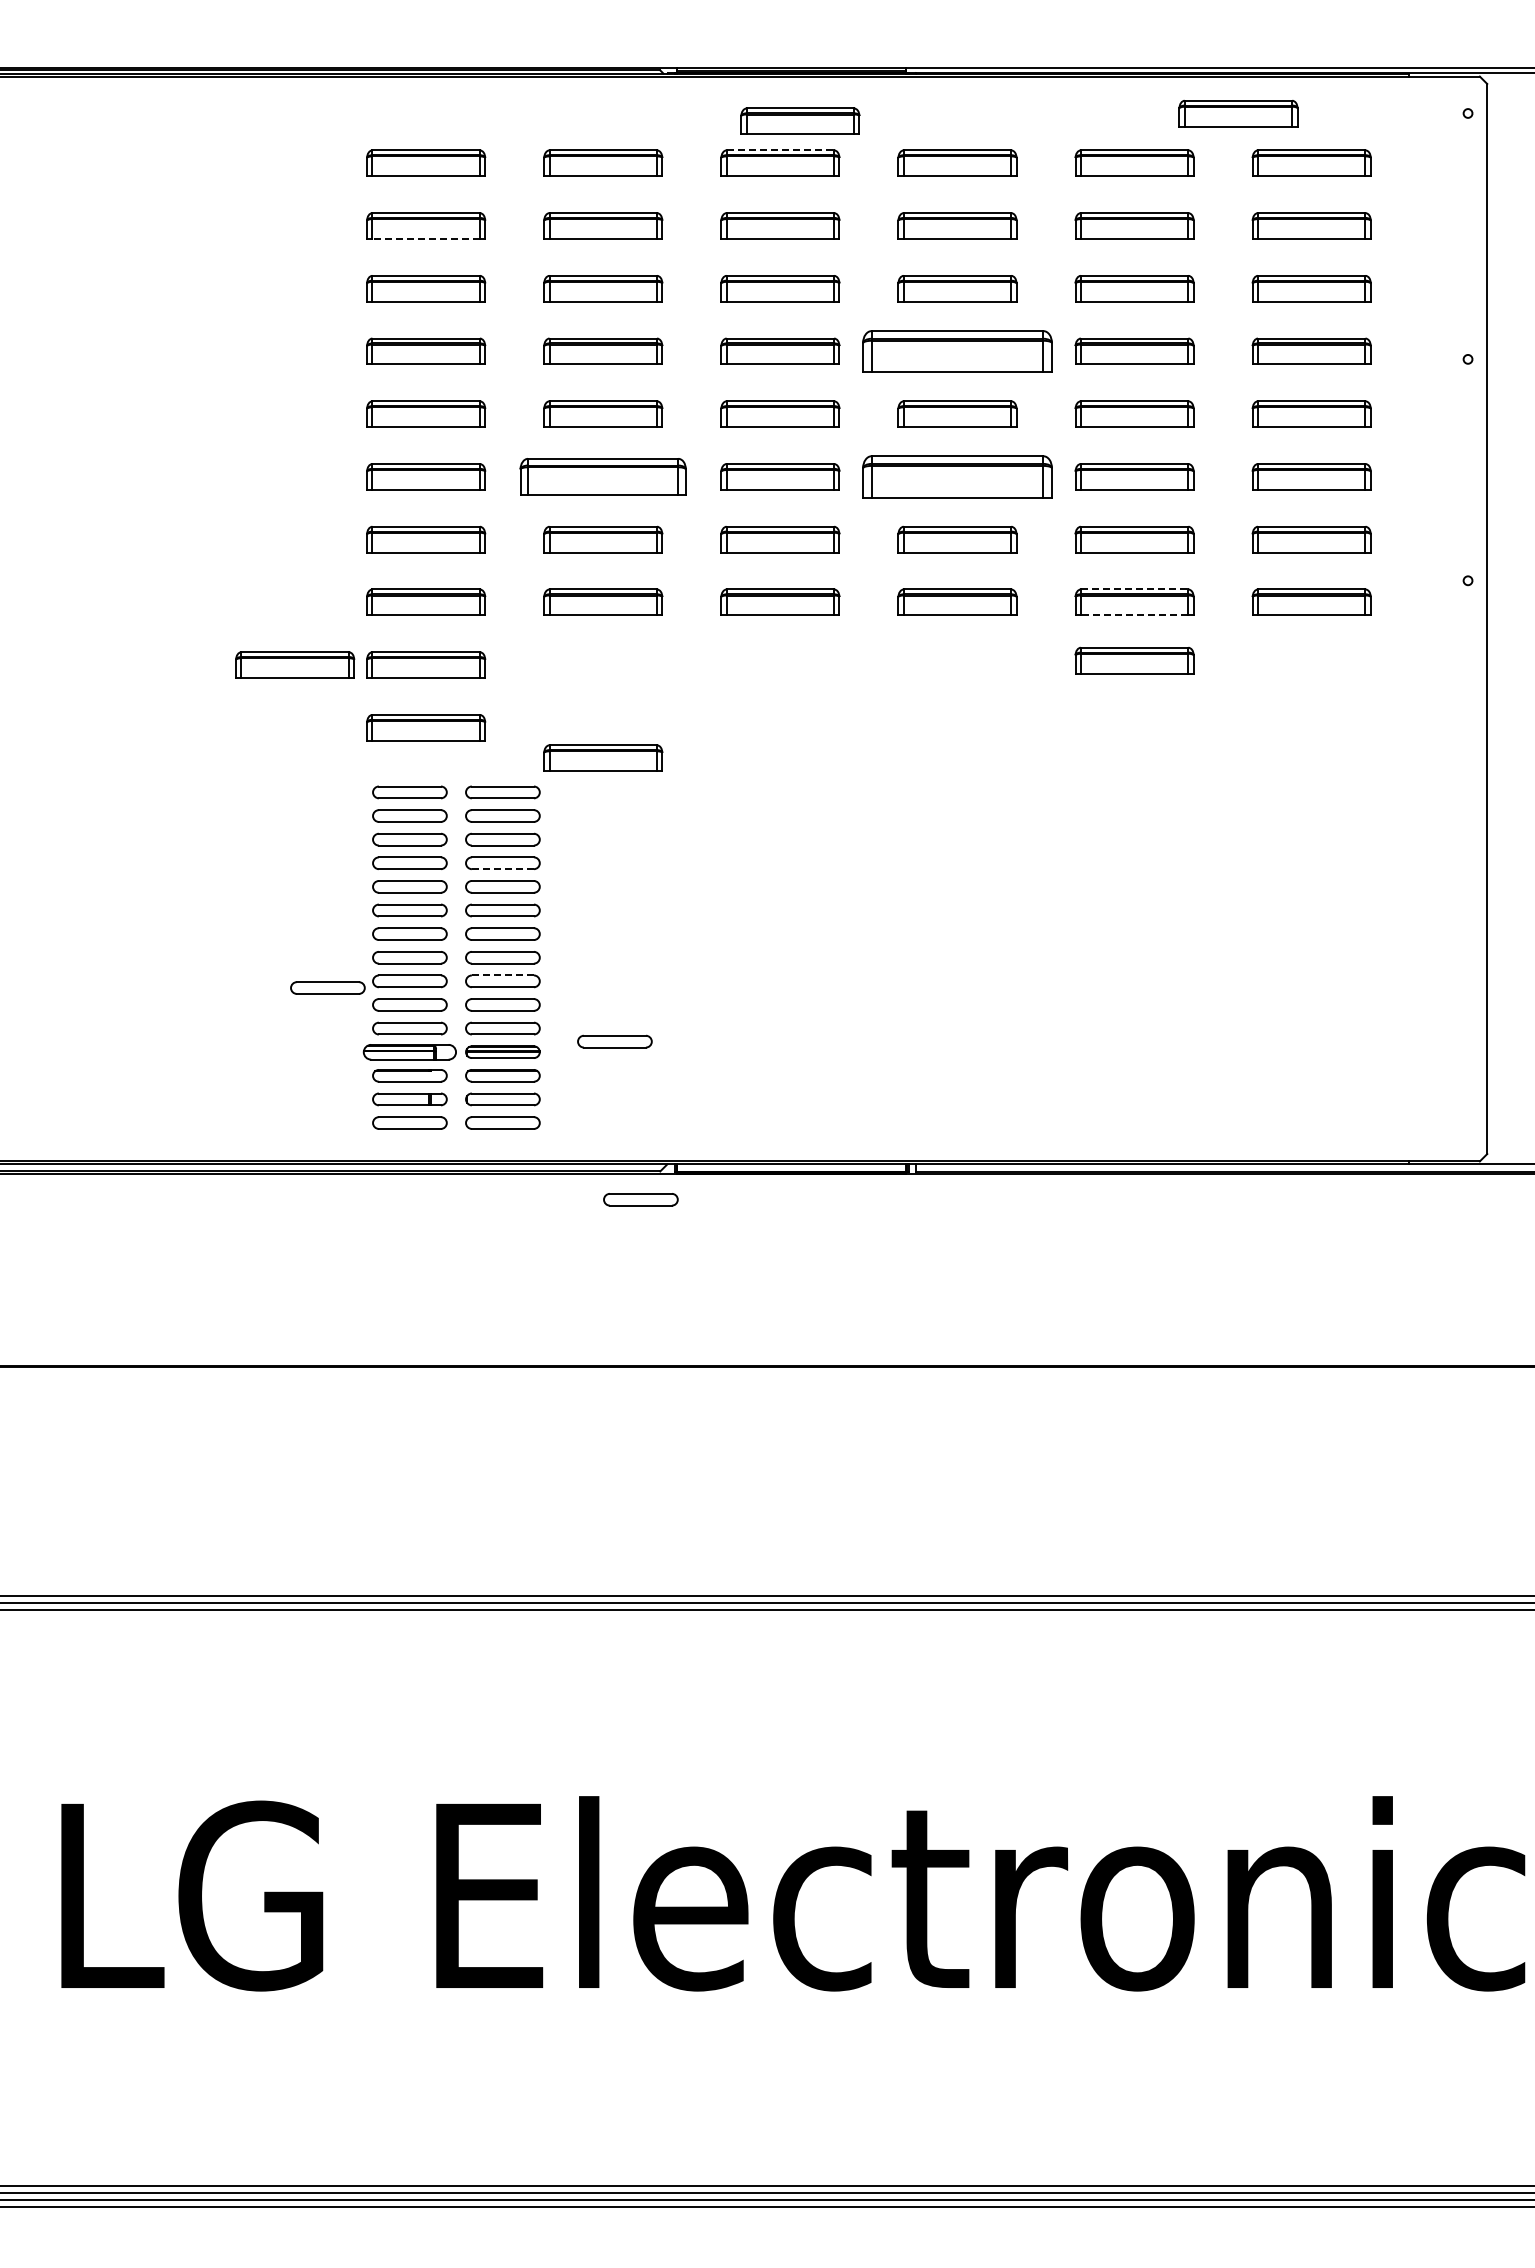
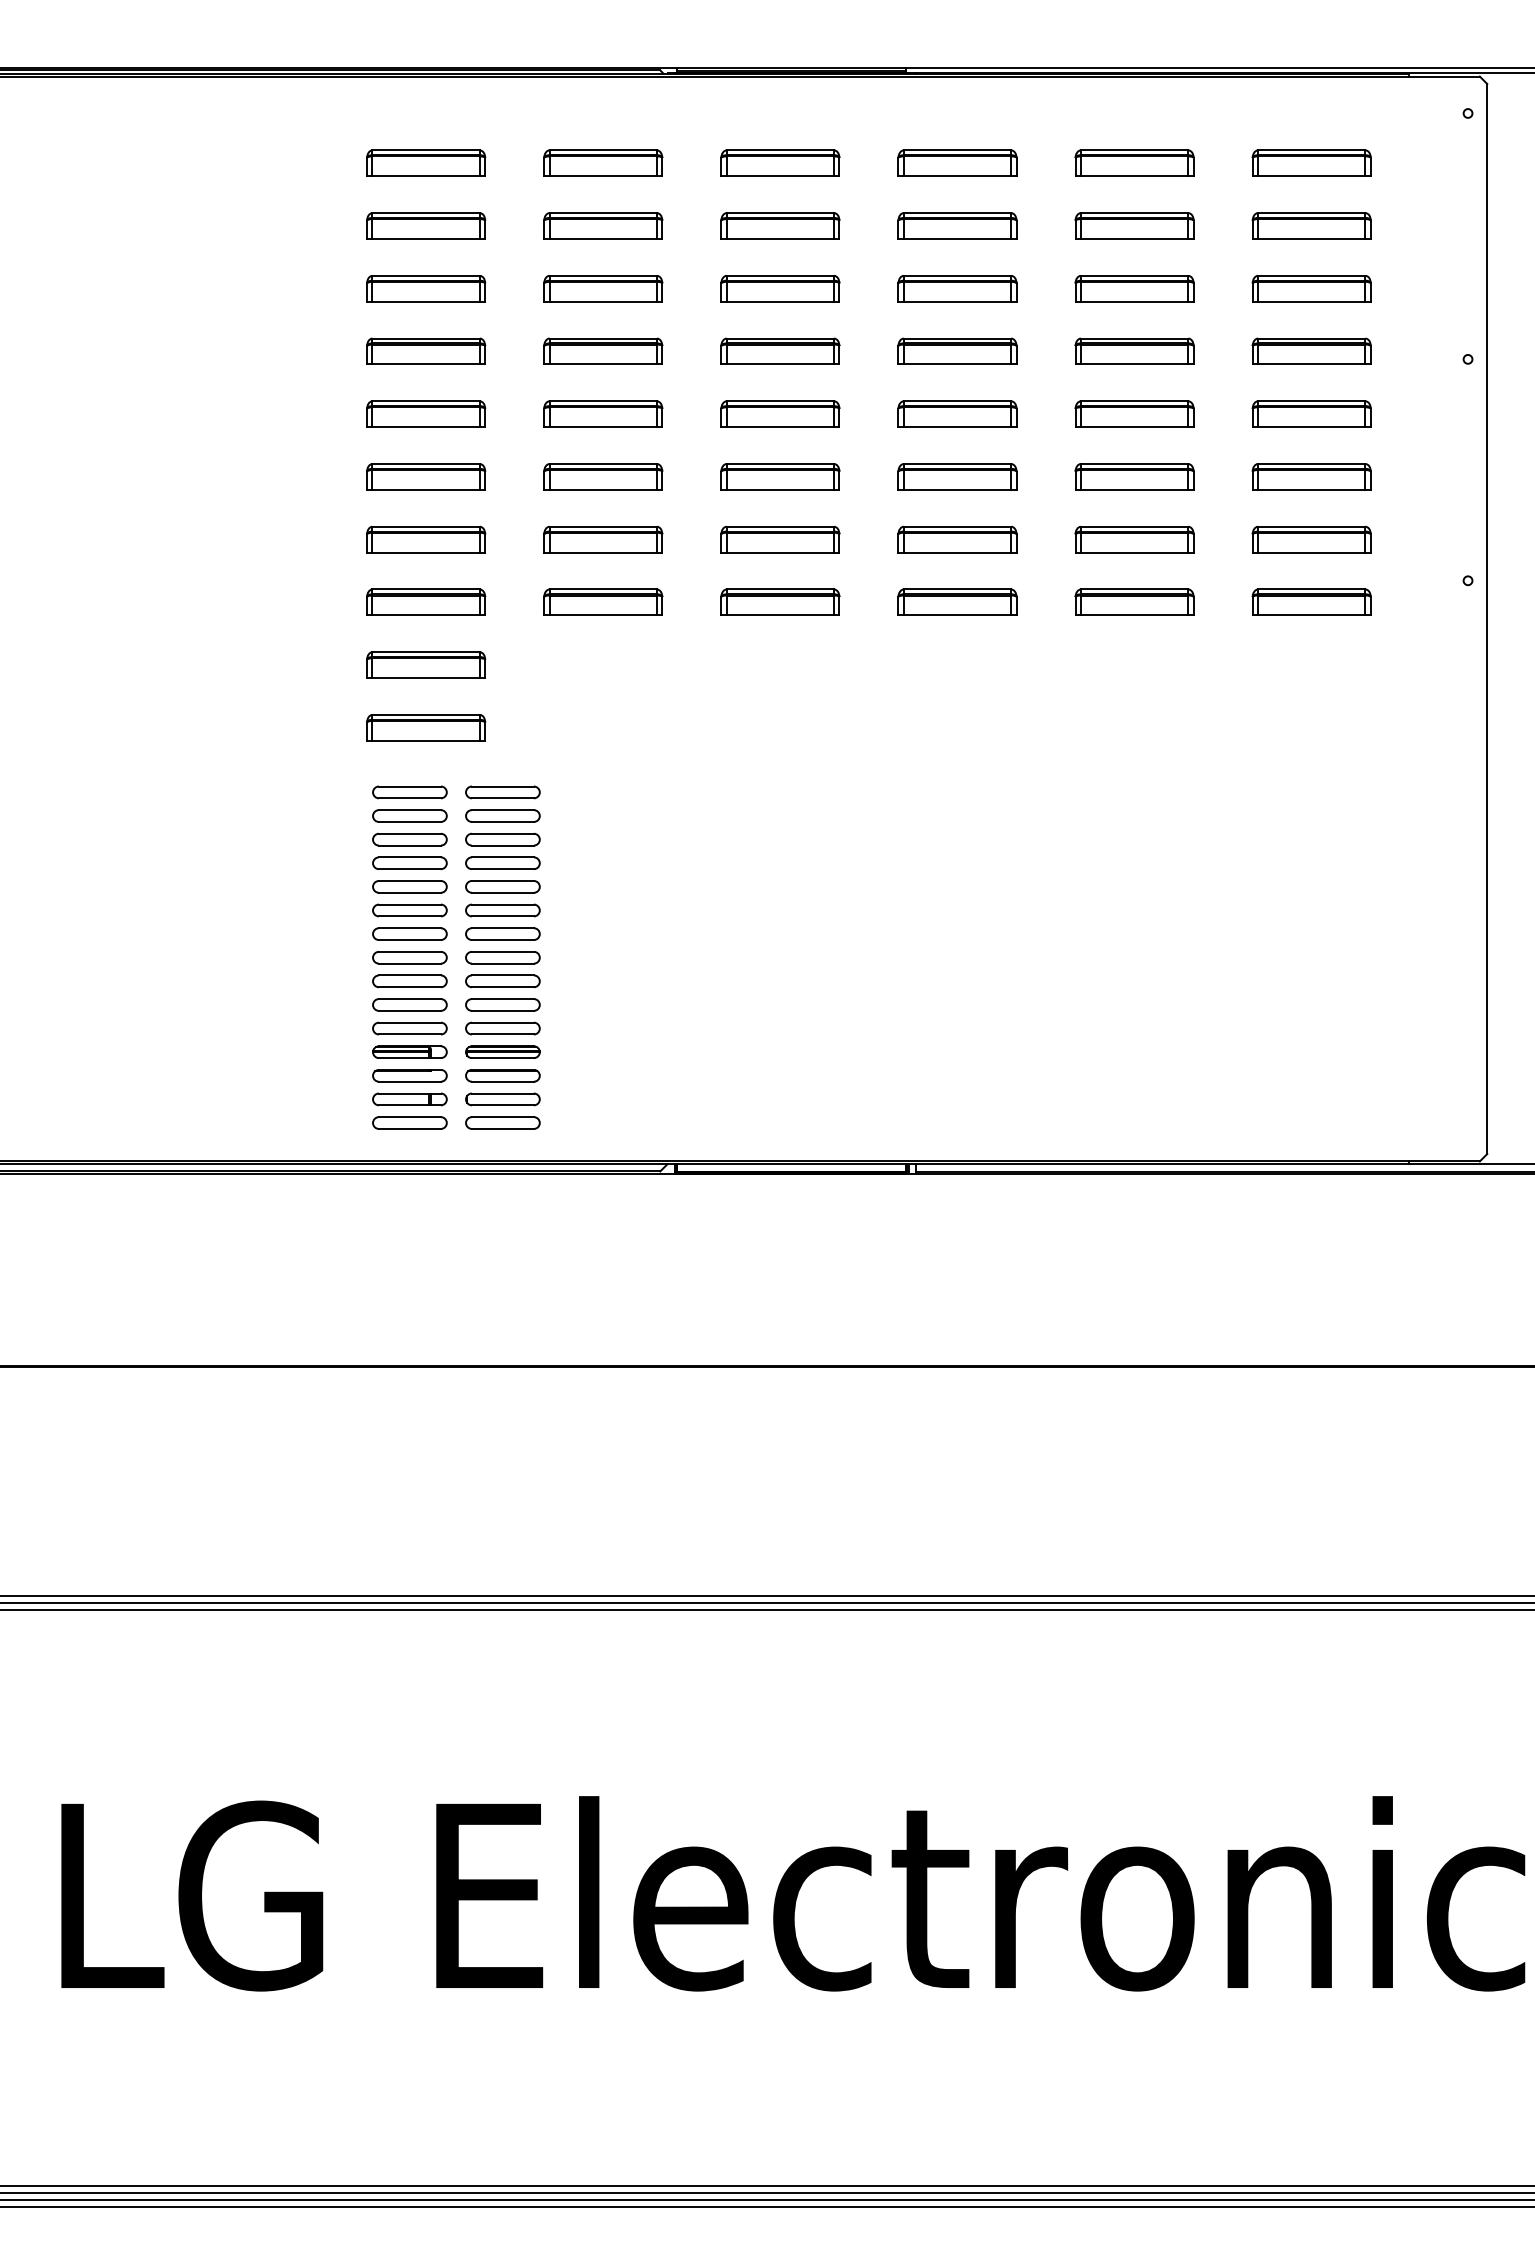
part: present -> none (1238, 113)
part: present -> none (800, 120)
line: dashed -> solid (780, 150)
line: dashed -> solid (426, 238)
part size: 191x43 px -> 121x28 px (957, 350)
part size: 168x38 px -> 121x28 px (603, 476)
part size: 191x44 px -> 121x28 px (957, 476)
line: dashed -> solid (1134, 589)
line: dashed -> solid (1134, 615)
part: present -> none (1134, 660)
part: present -> none (295, 664)
part: present -> none (603, 757)
line: dashed -> solid (502, 869)
line: dashed -> solid (502, 975)
part: present -> none (327, 987)
part: present -> none (614, 1041)
part size: 95x17 px -> 76x14 px (409, 1051)
part: present -> none (640, 1199)
